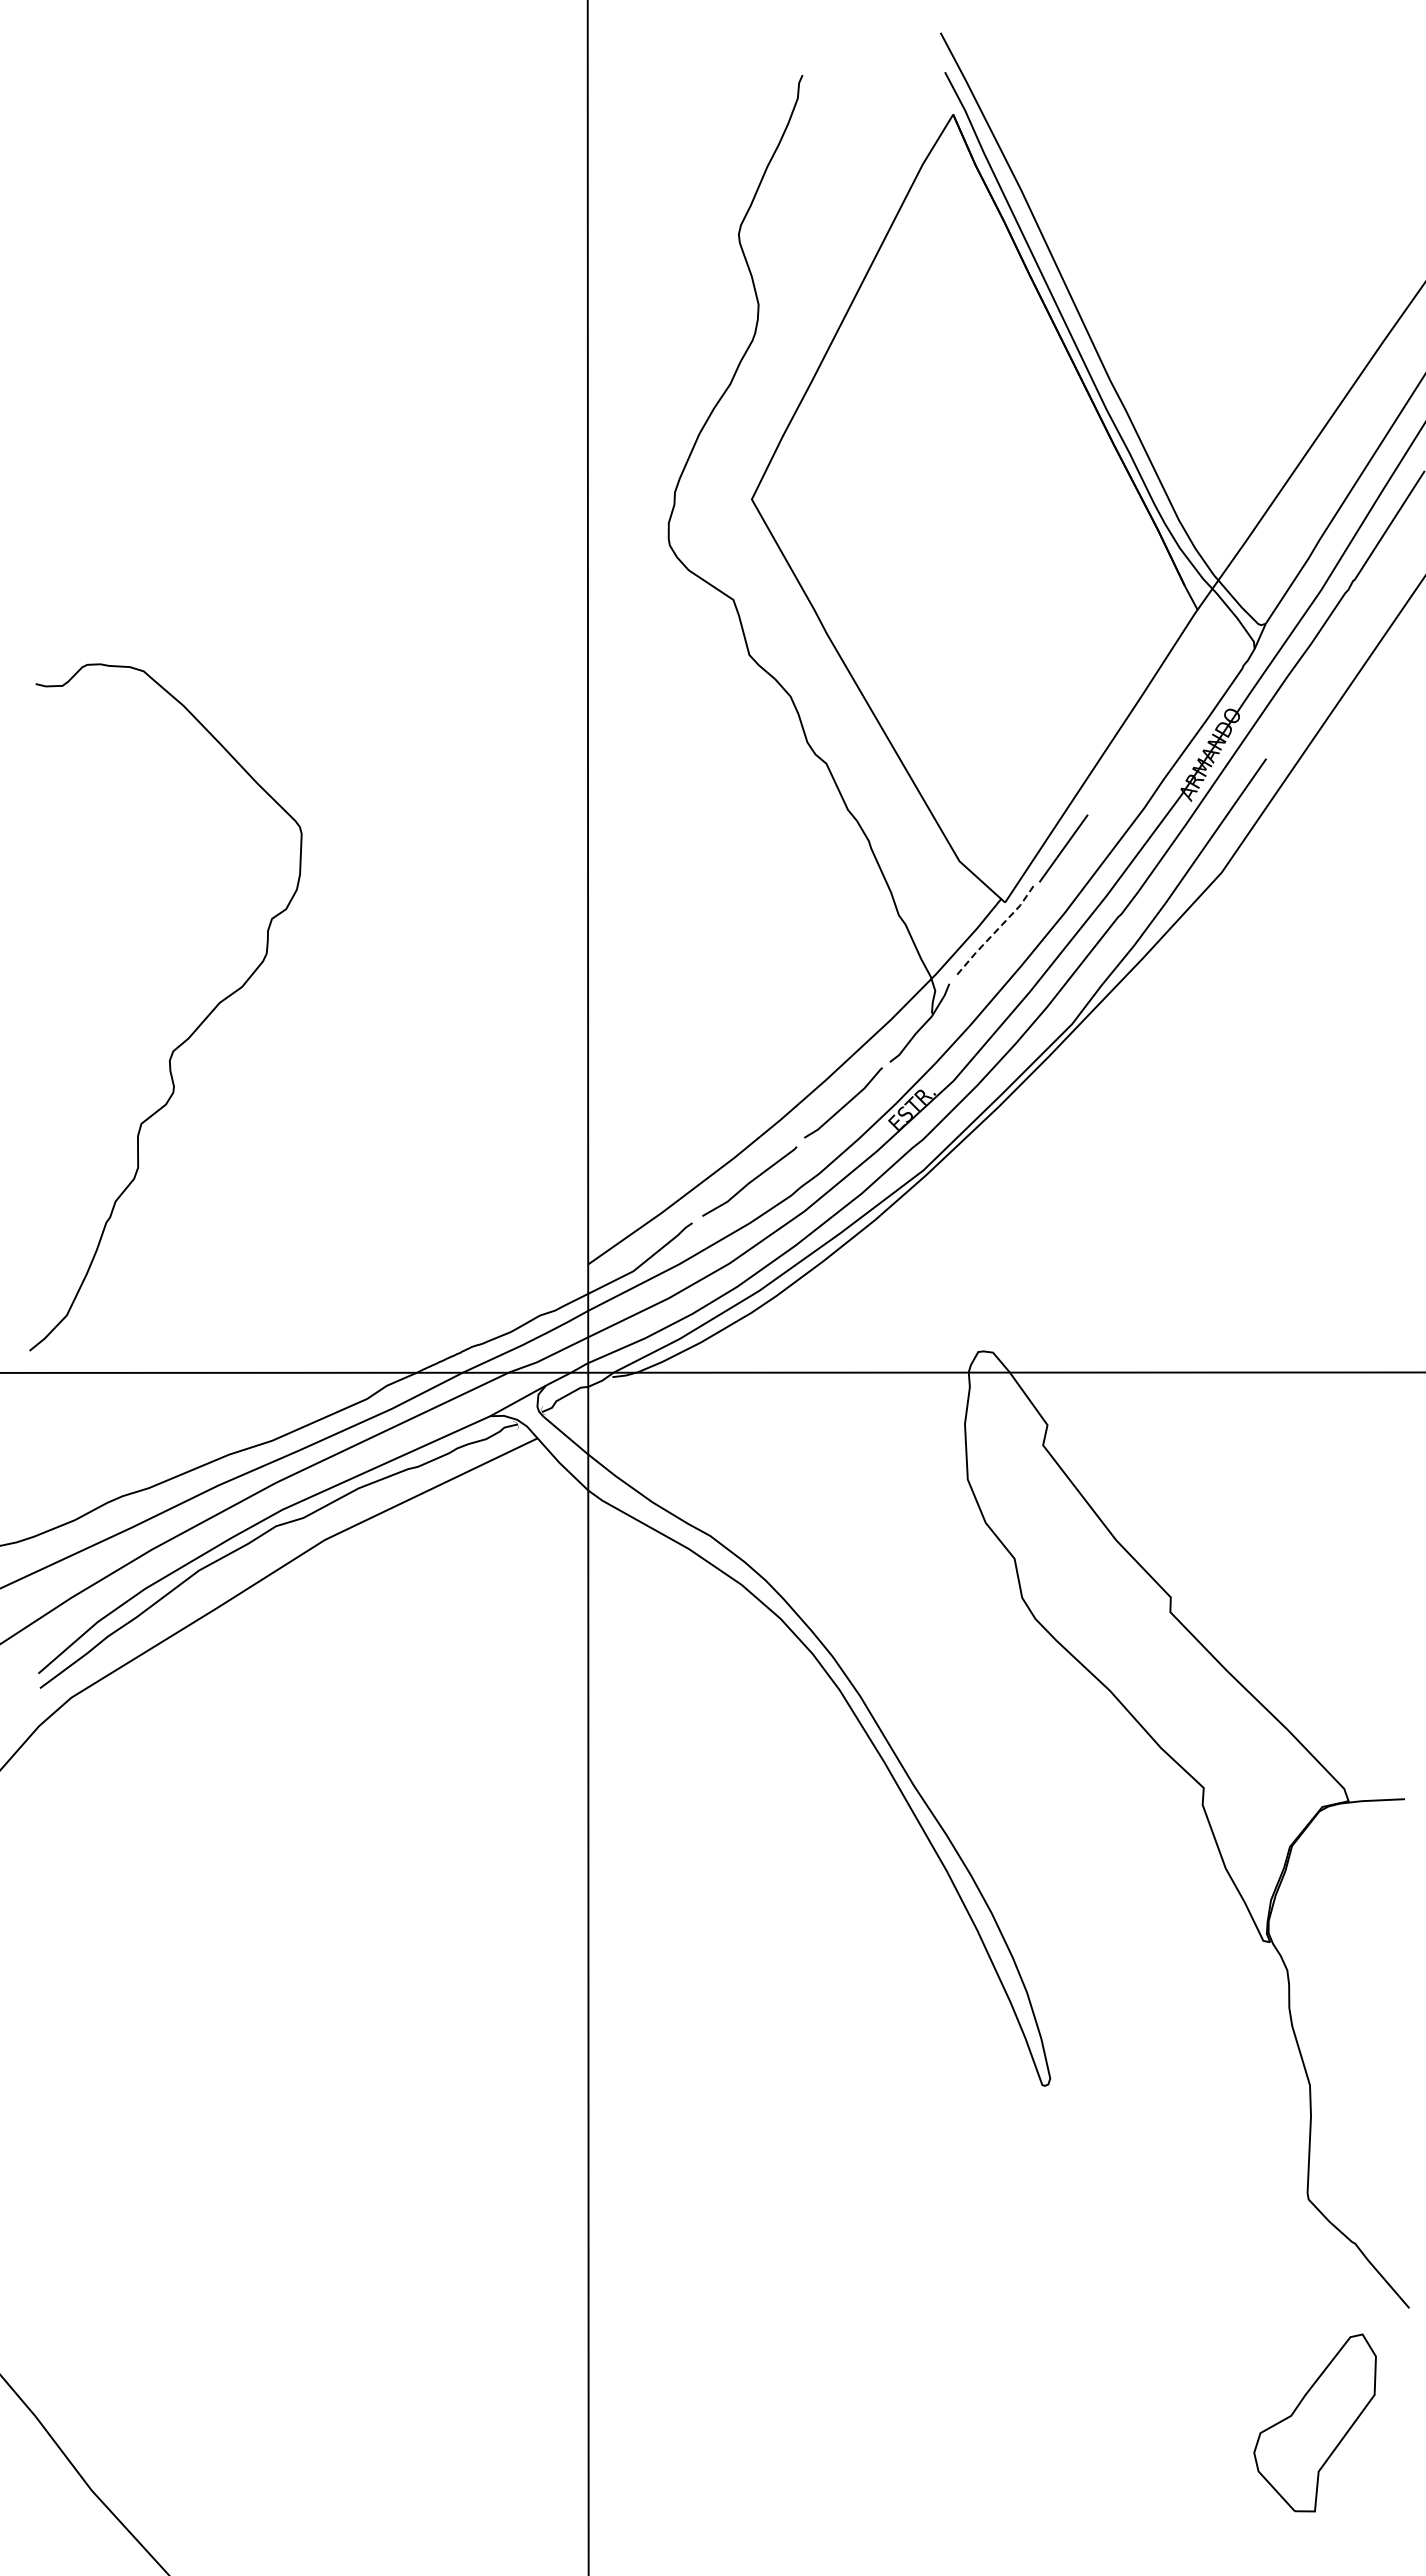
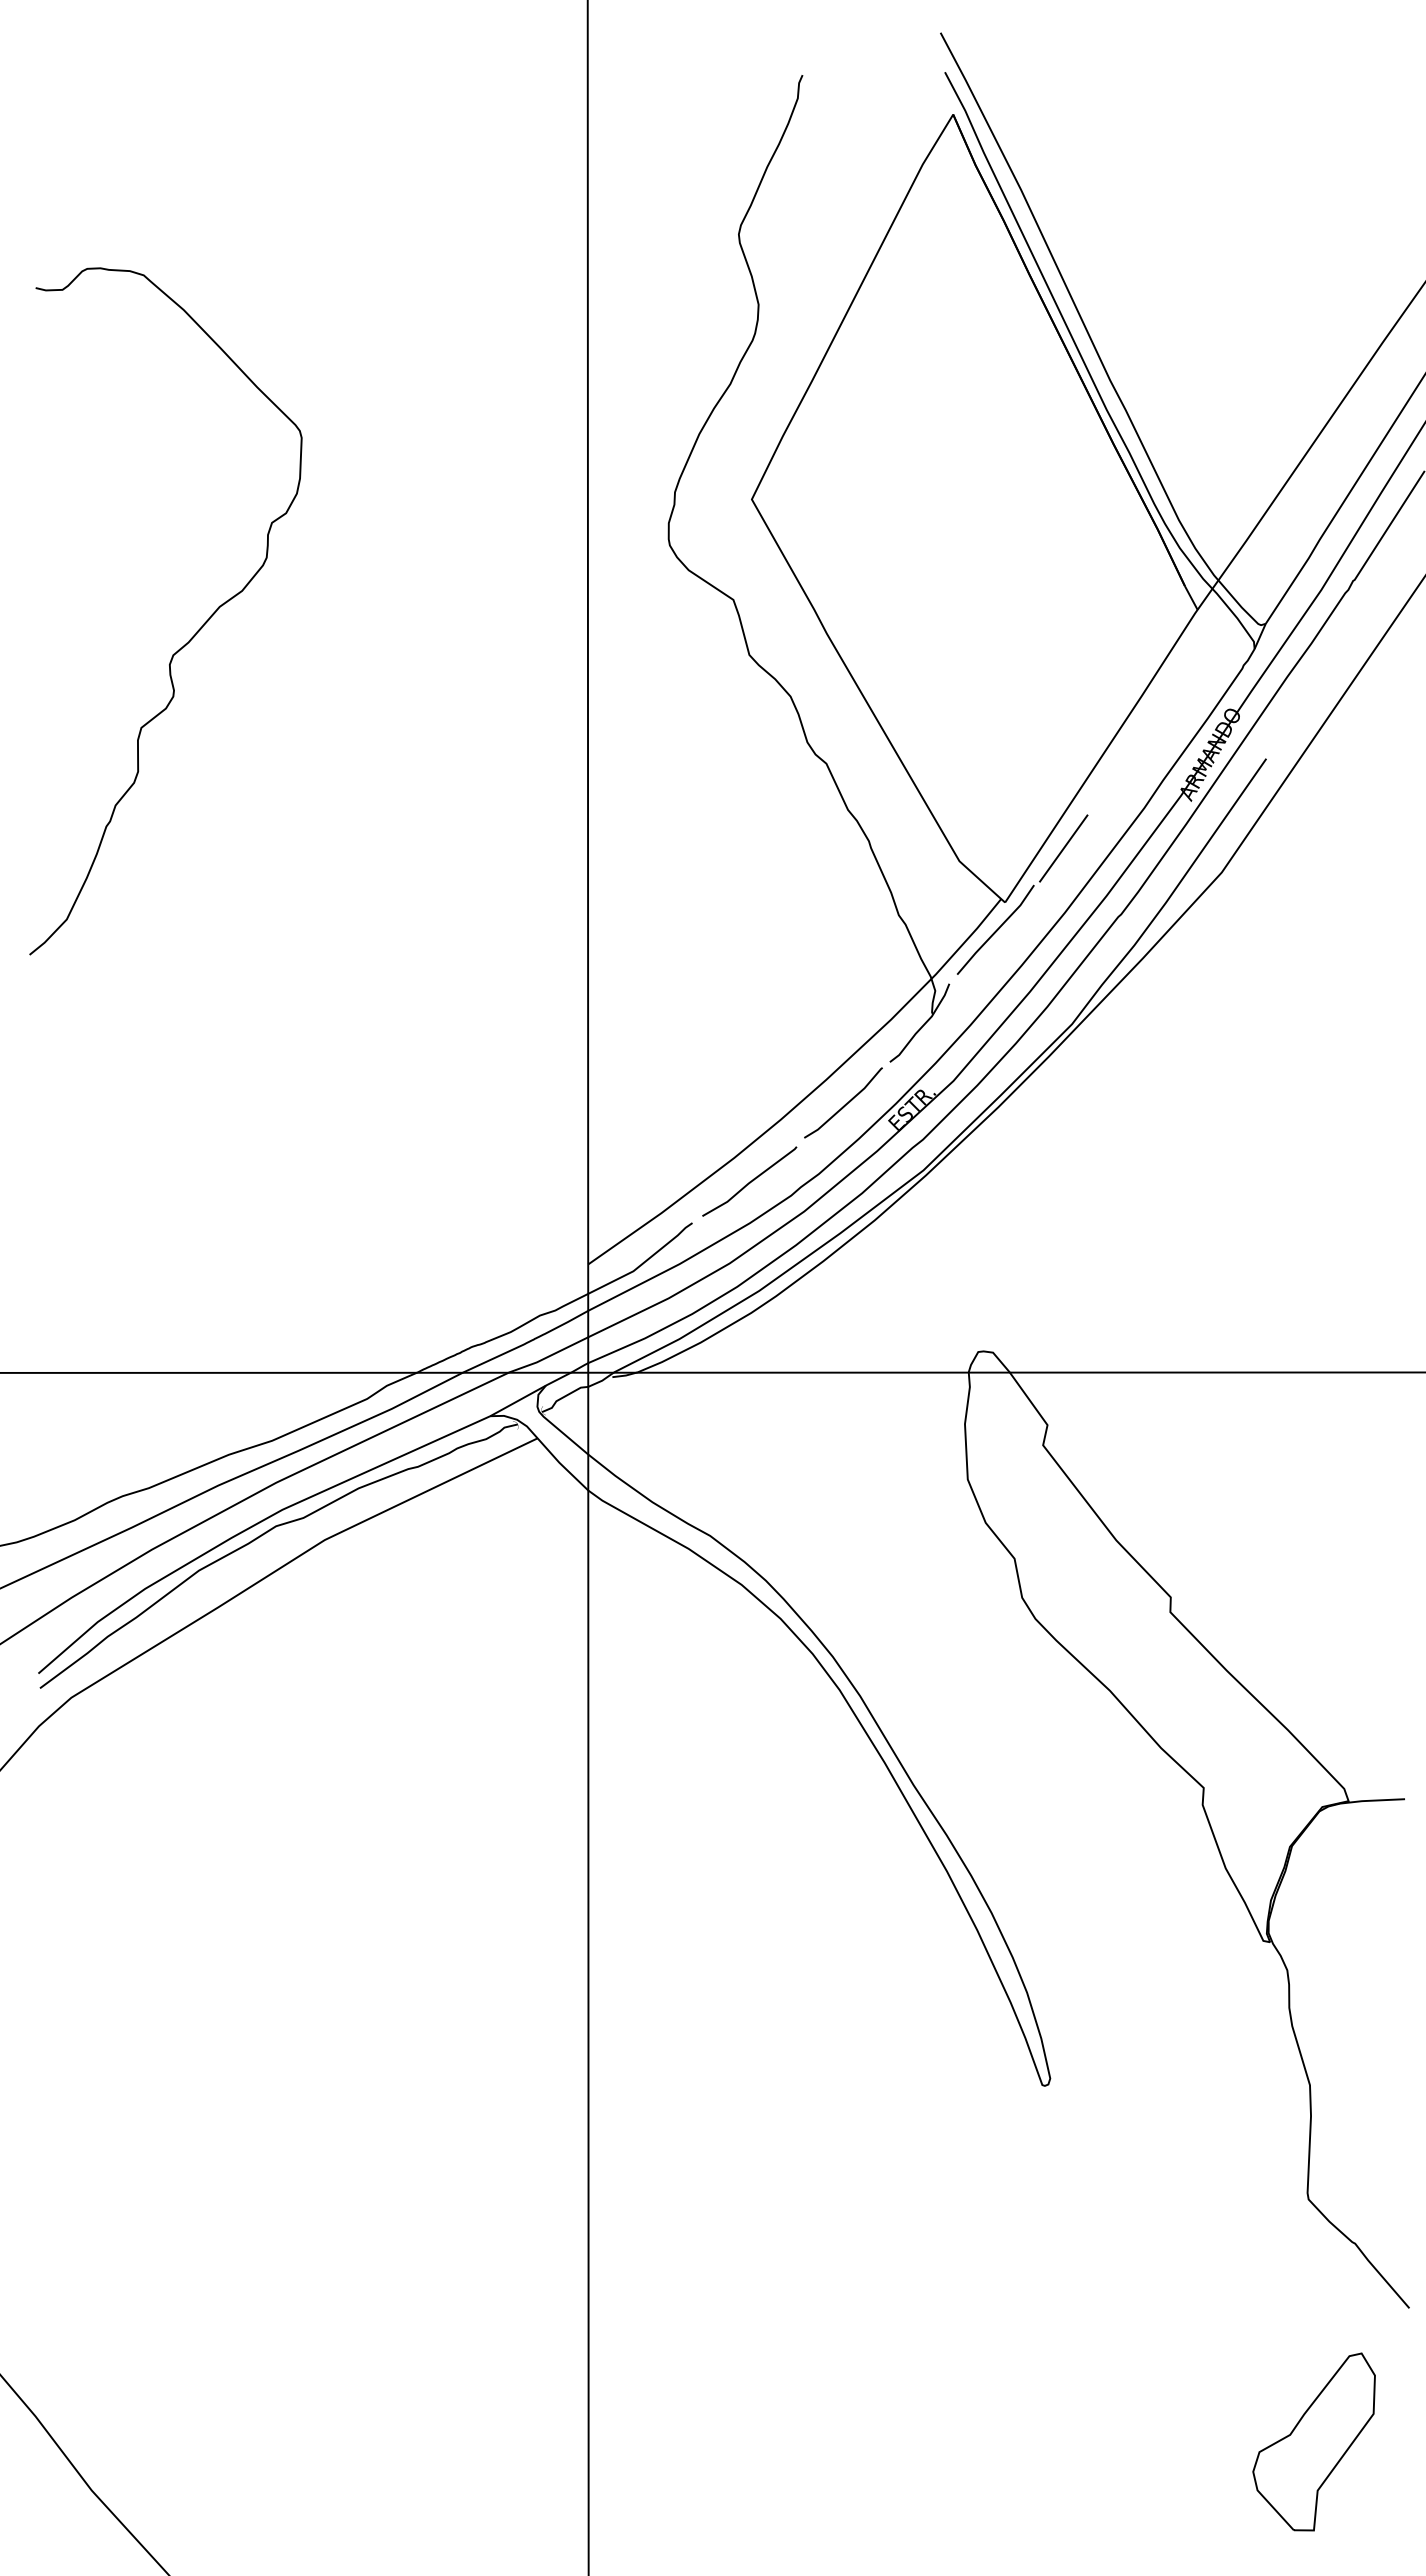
line: dashed -> solid (996, 930)
curve position: (191, 1033) -> (191, 637) (191, 637)
part position: (1314, 2422) -> (1313, 2441) (1313, 2441)
